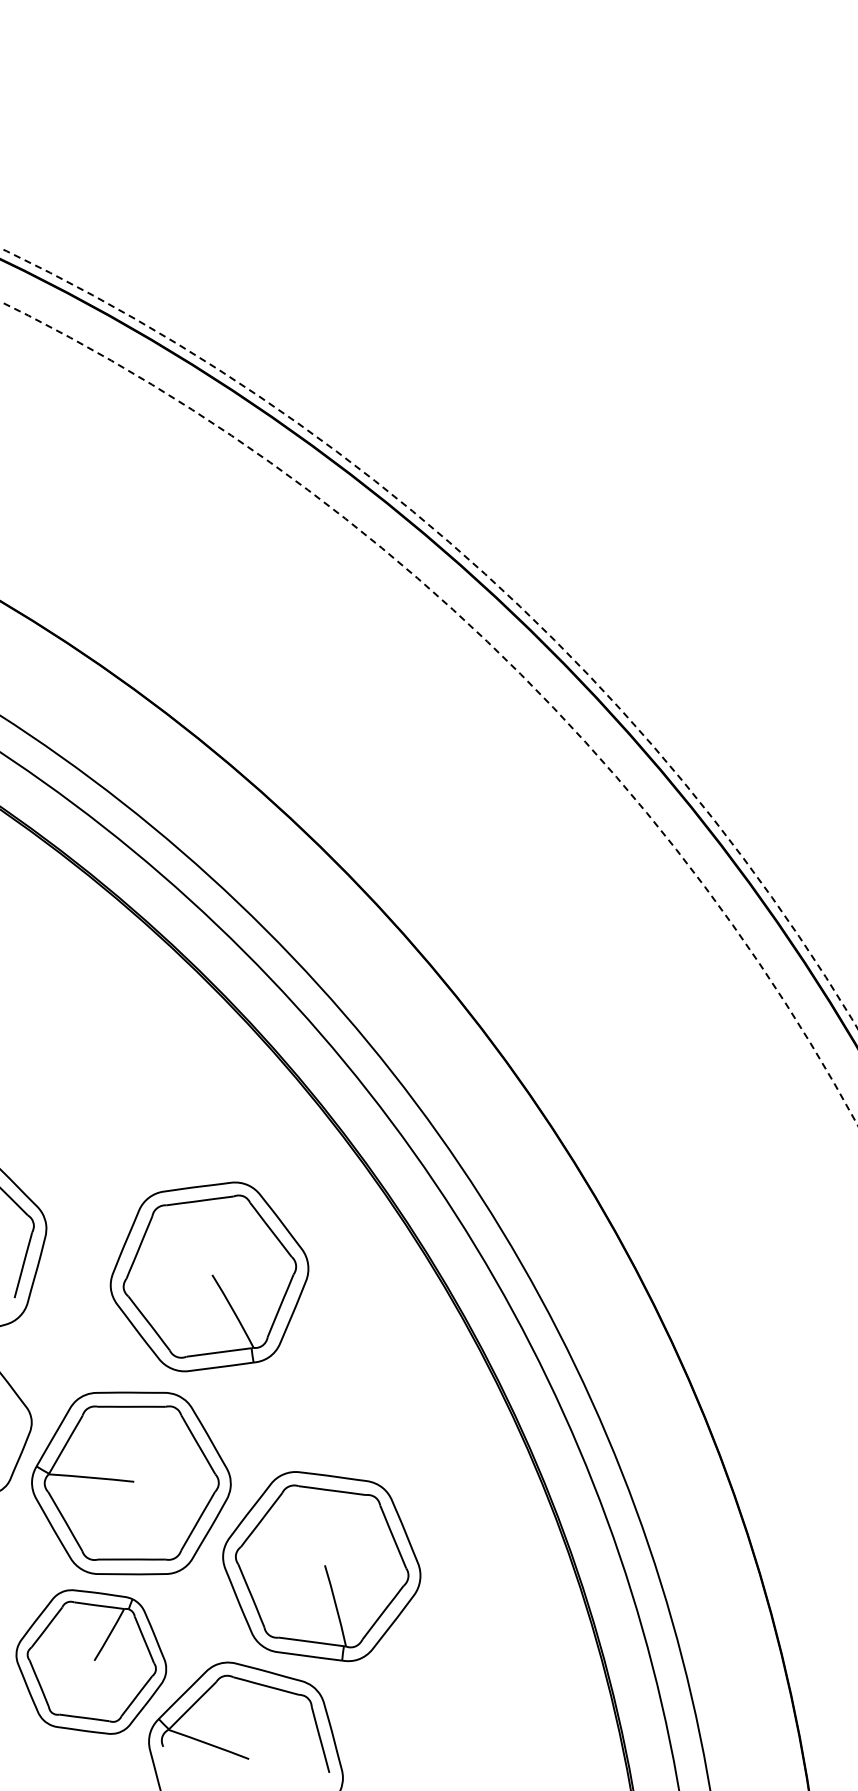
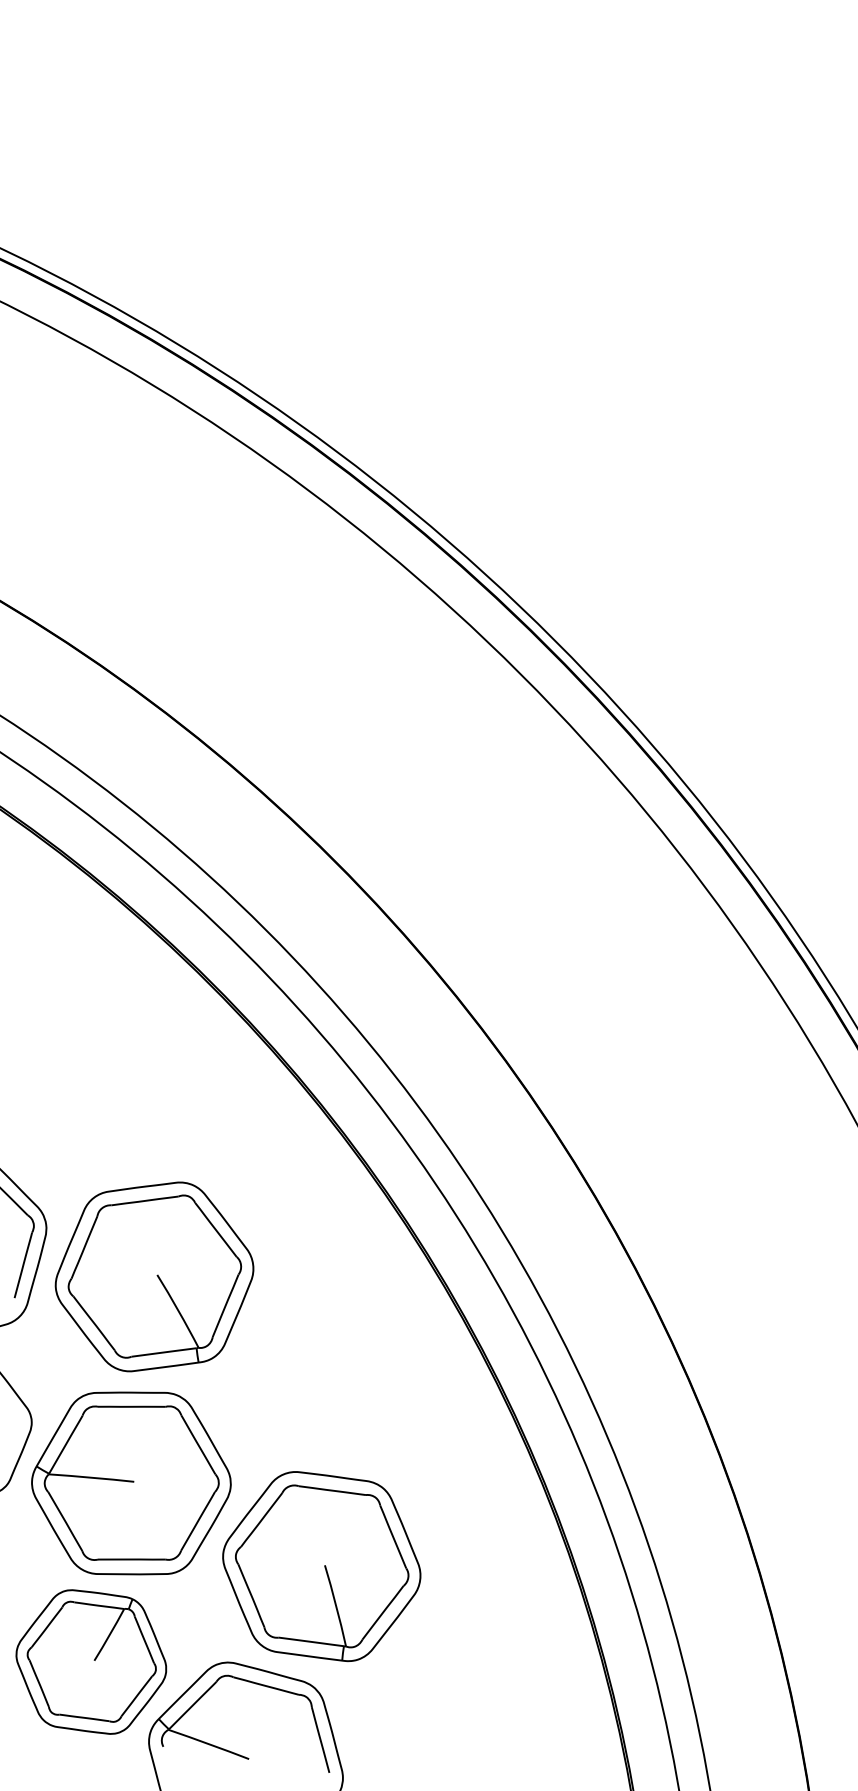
circle: dashed -> solid (428, 638)
circle: dashed -> solid (428, 713)
part position: (209, 1276) -> (154, 1276) (154, 1276)
